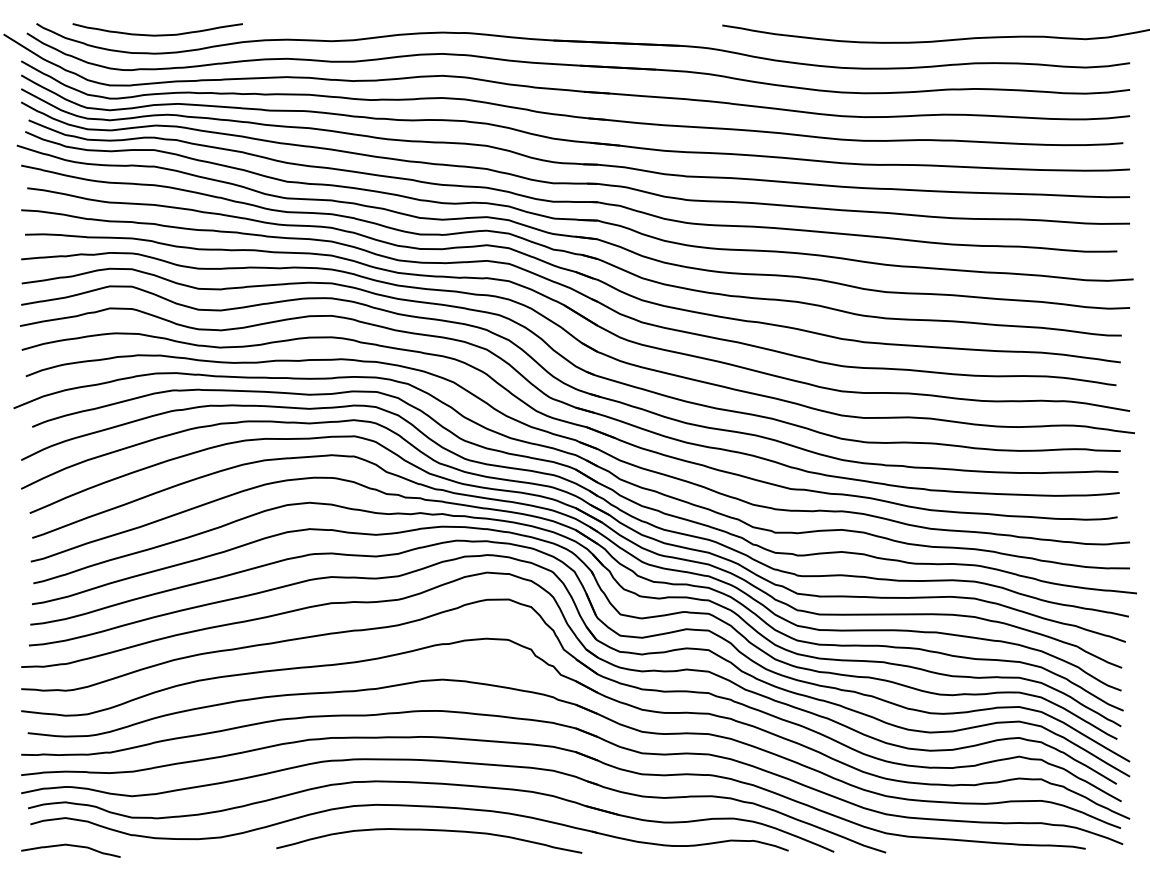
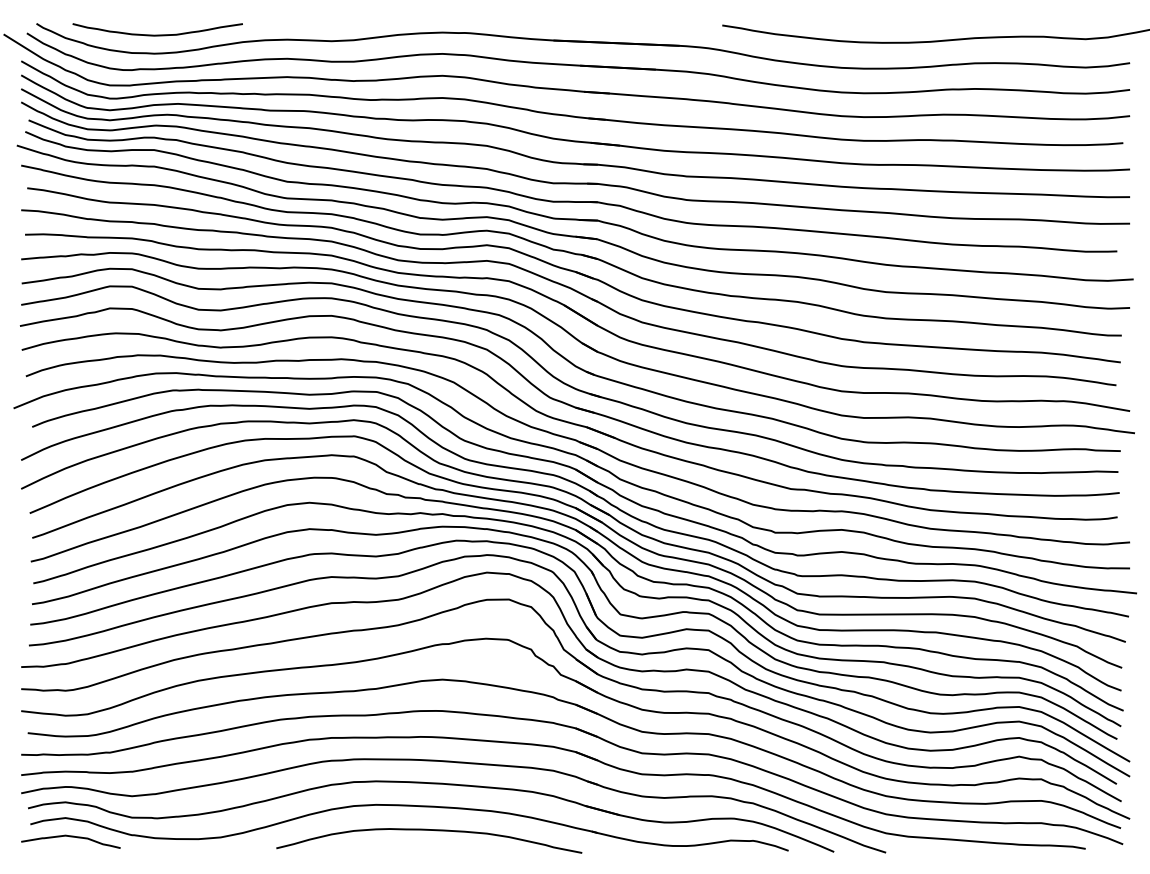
curve position: (70, 846) -> (70, 837) (70, 837)
